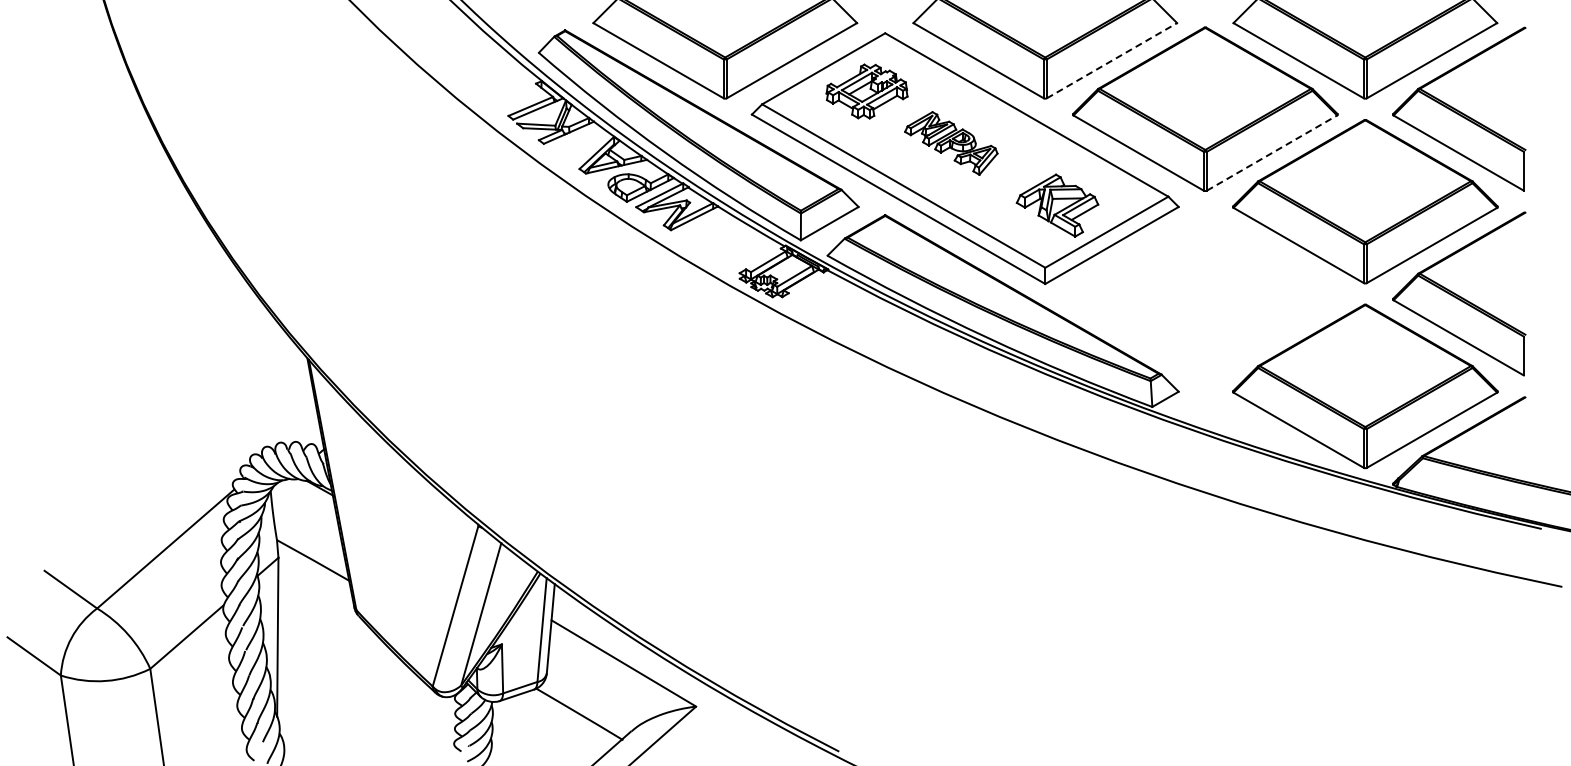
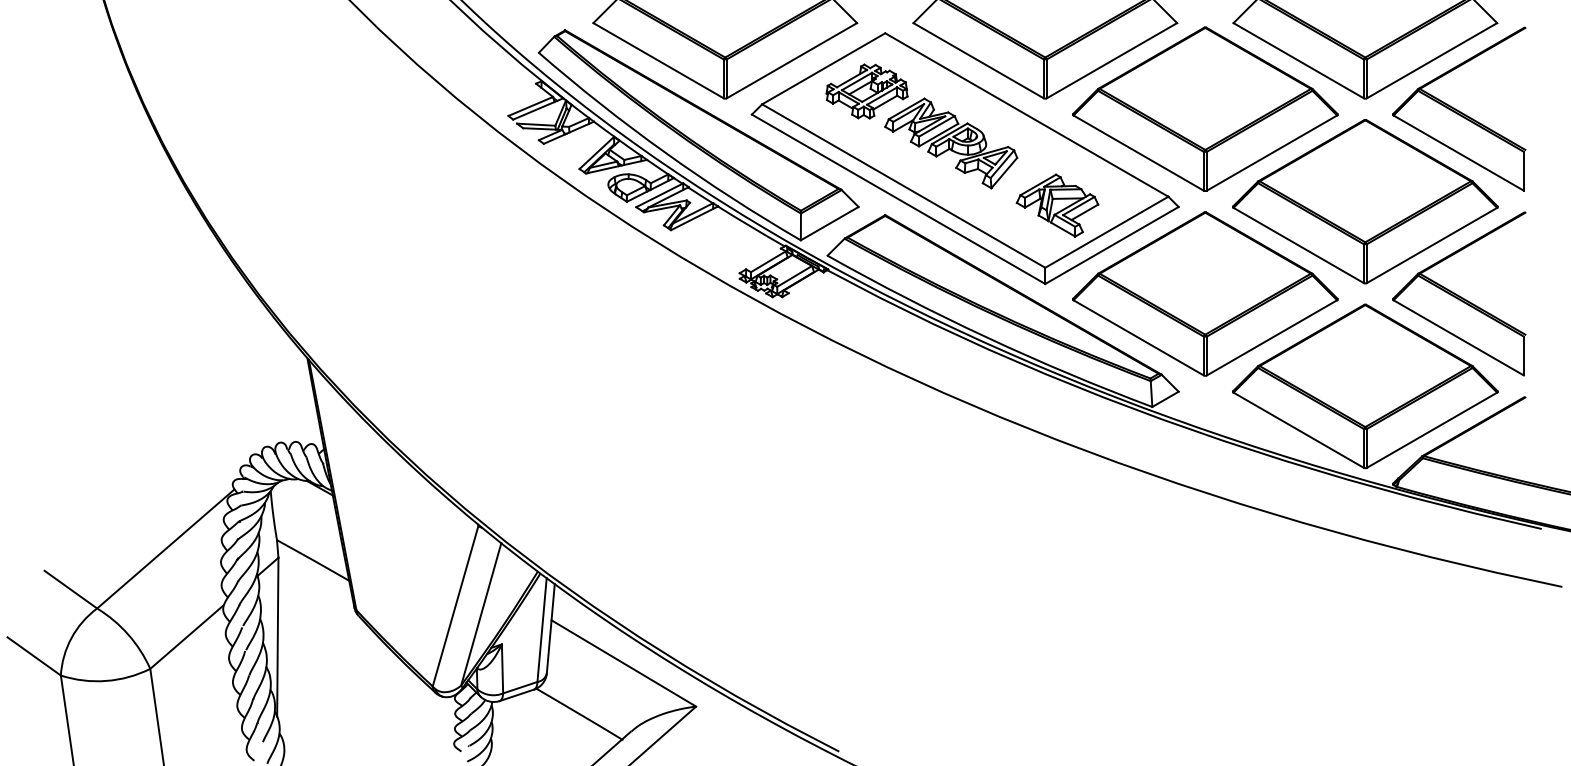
line: dashed -> solid (1112, 60)
part size: 95x65 px -> 135x93 px (951, 143)
line: dashed -> solid (1272, 152)
part: none -> present (1205, 293)
